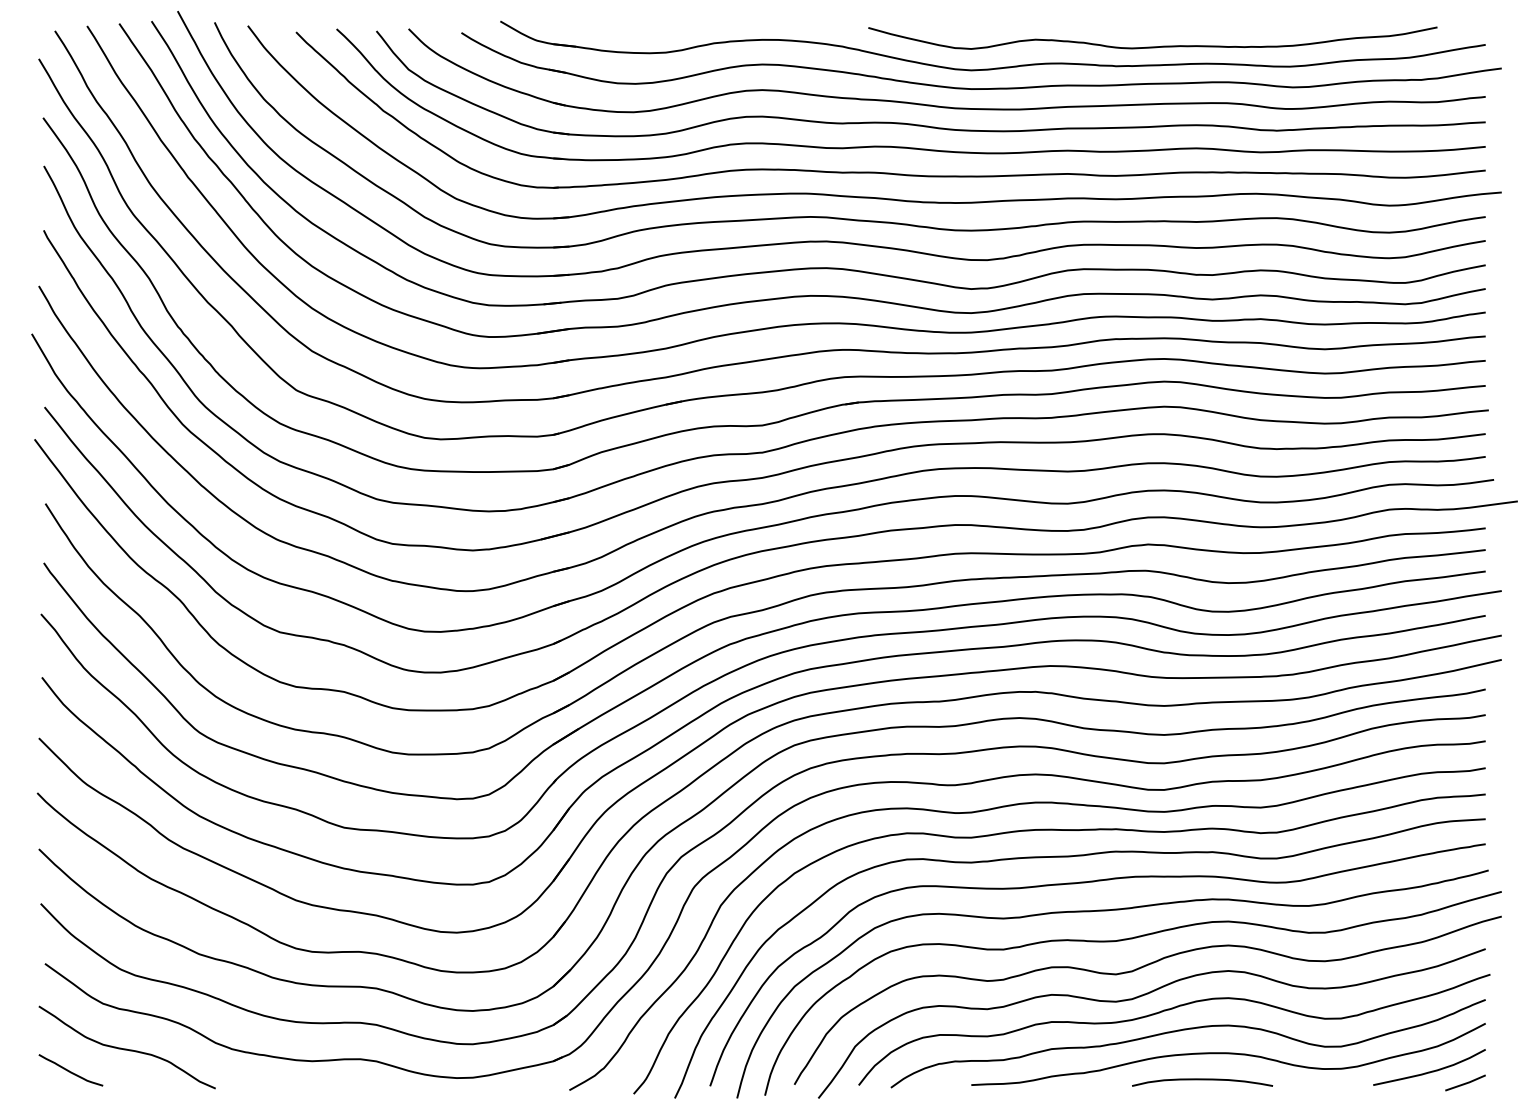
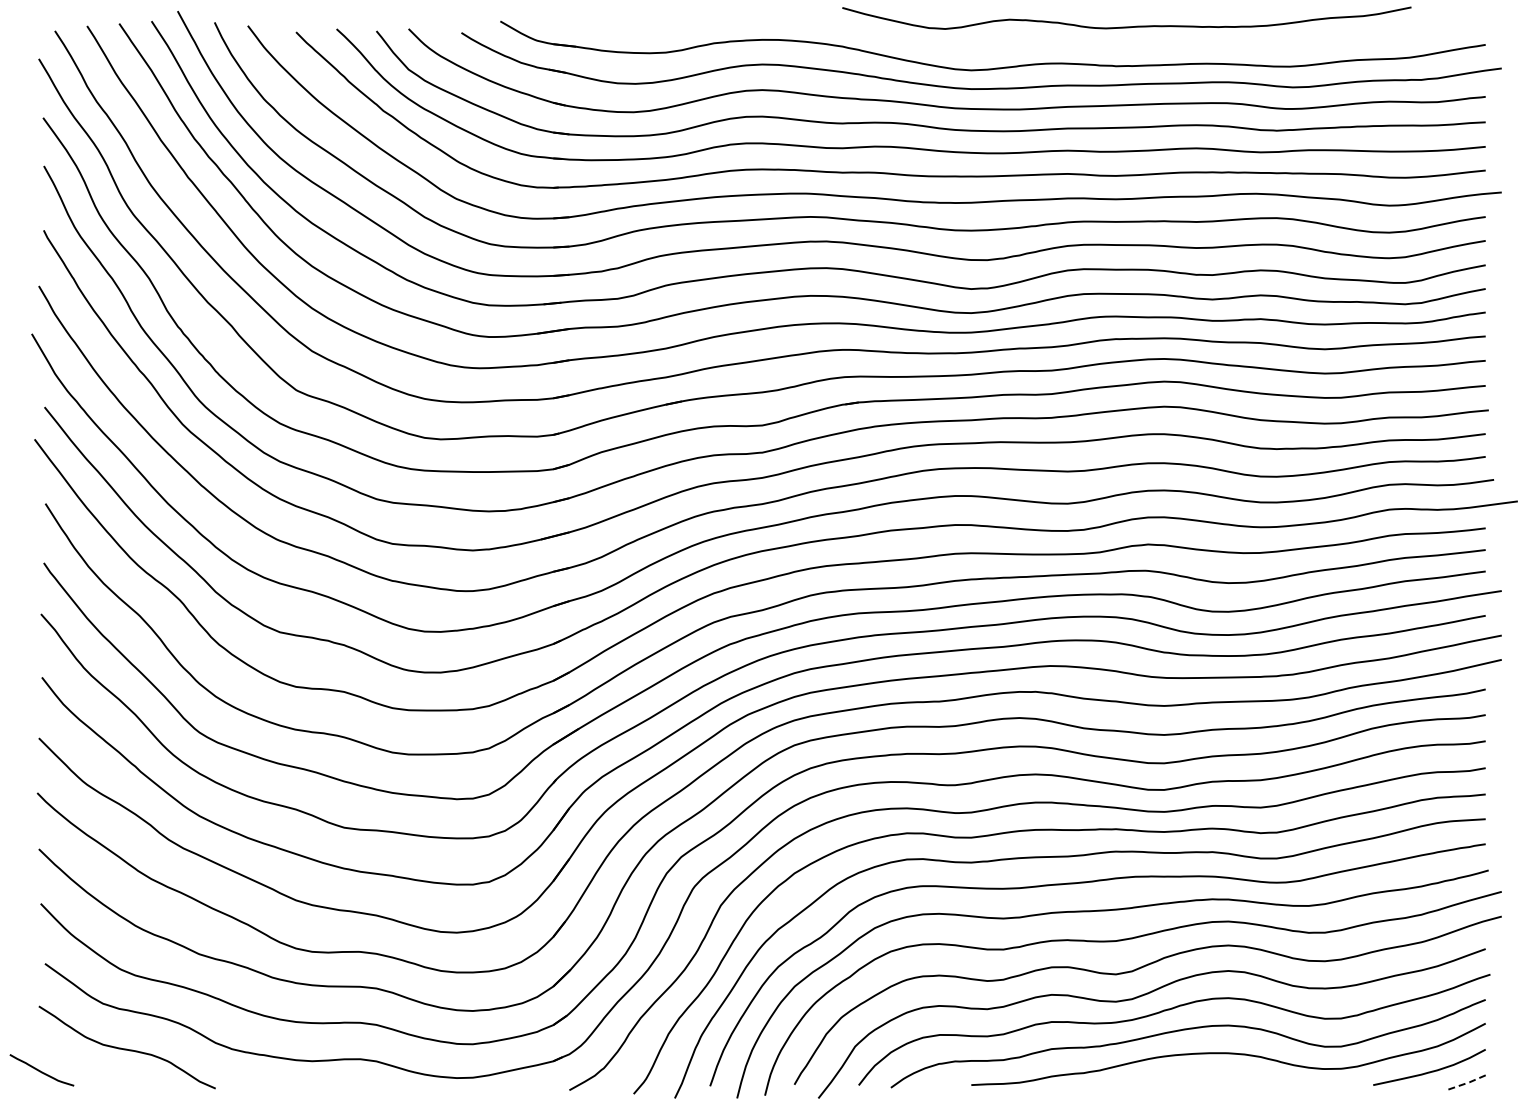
curve position: (1152, 46) -> (1126, 26) (1126, 26)
curve position: (69, 1070) -> (40, 1070) (40, 1070)
curve: present -> none (1202, 1080)
line: solid -> dashed (1465, 1083)
